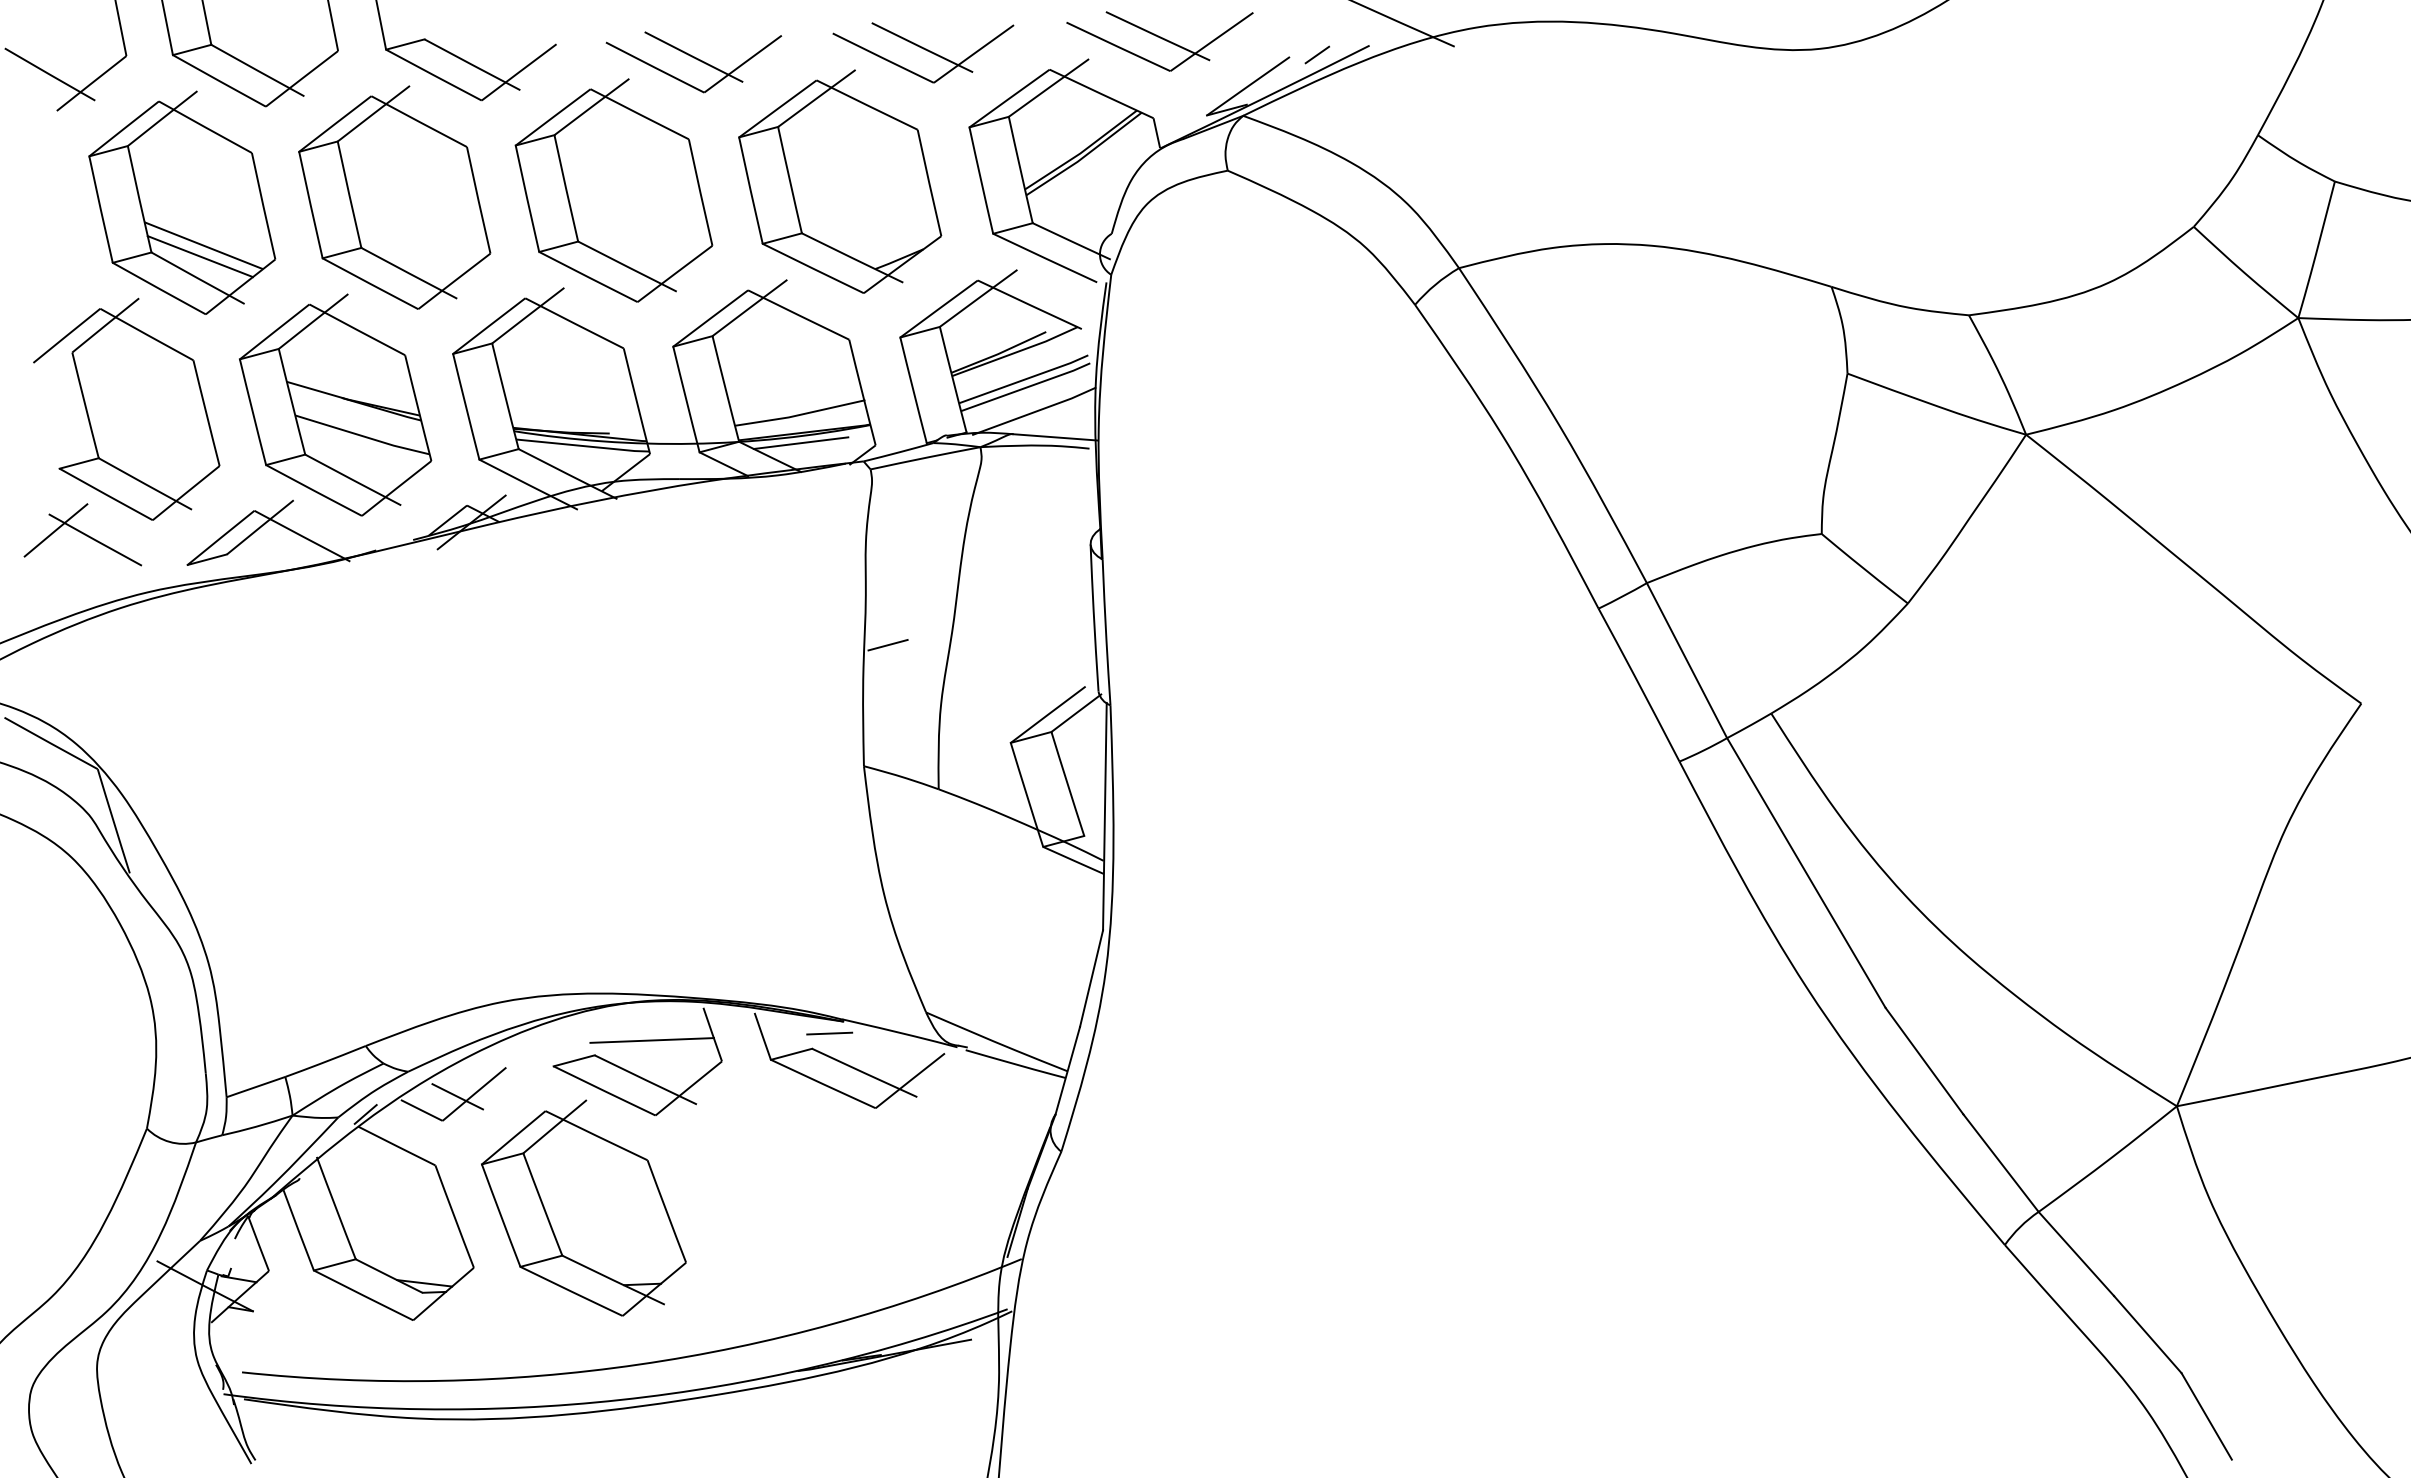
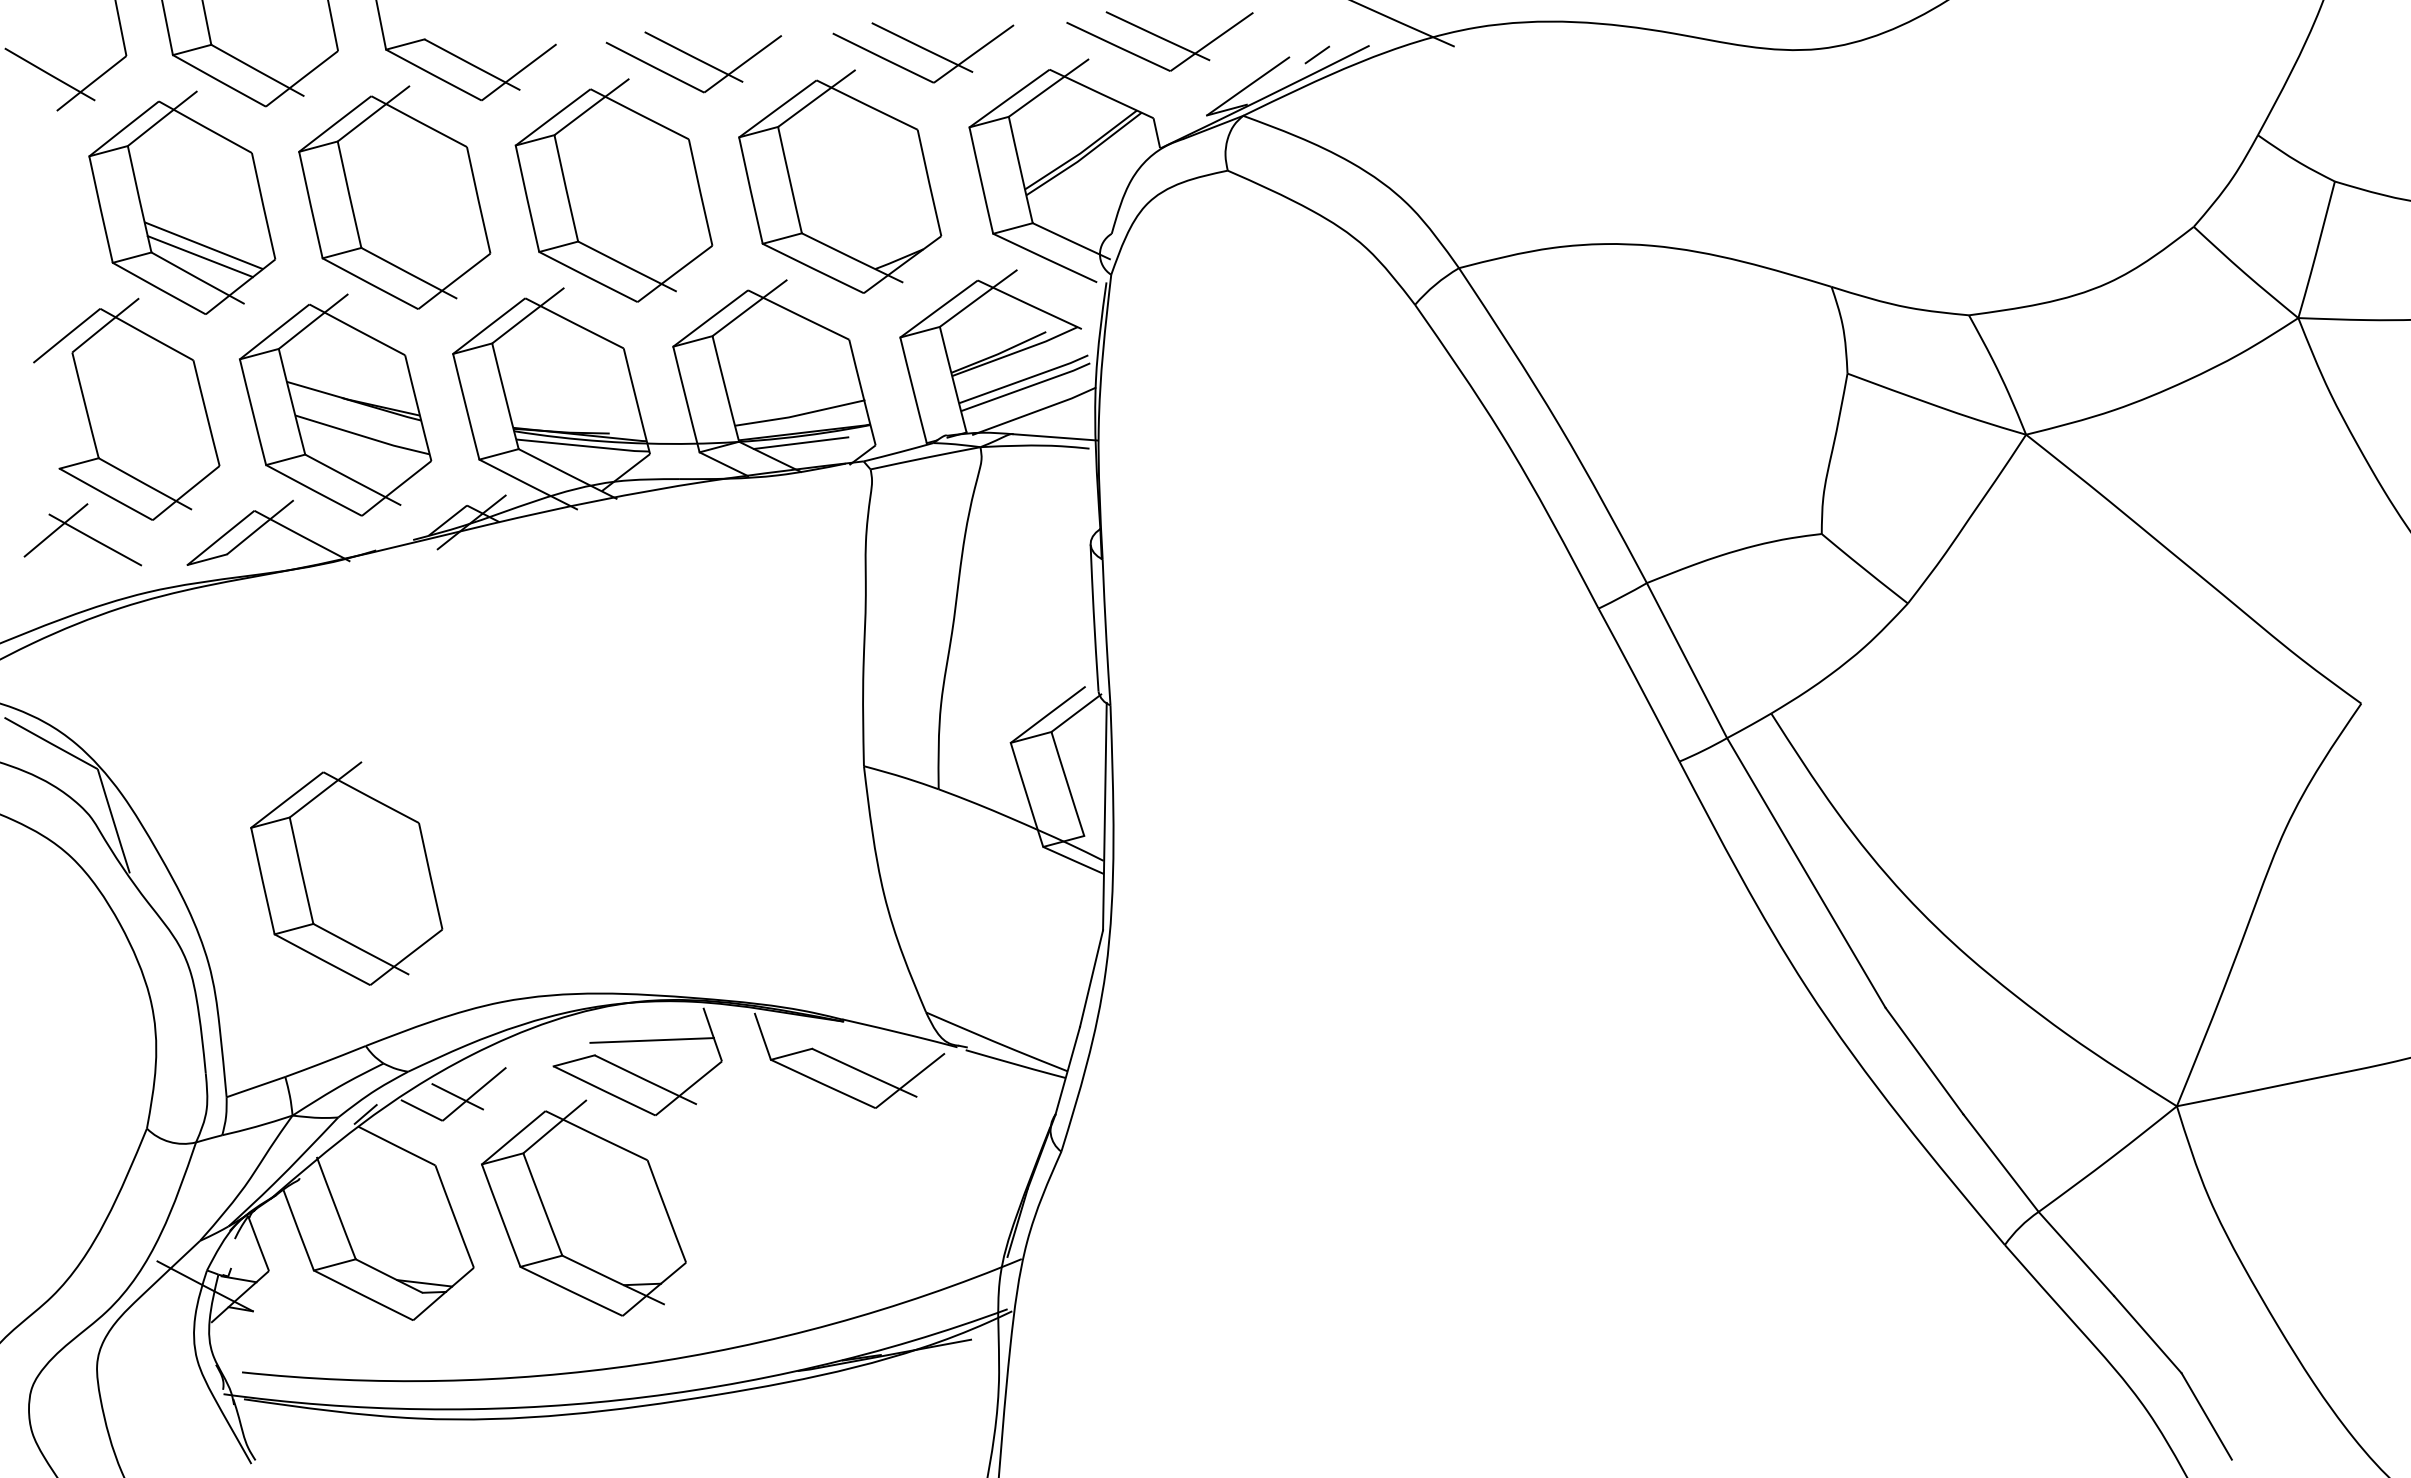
line: present -> none (887, 644)
part: none -> present (346, 873)
line: present -> none (829, 1033)
